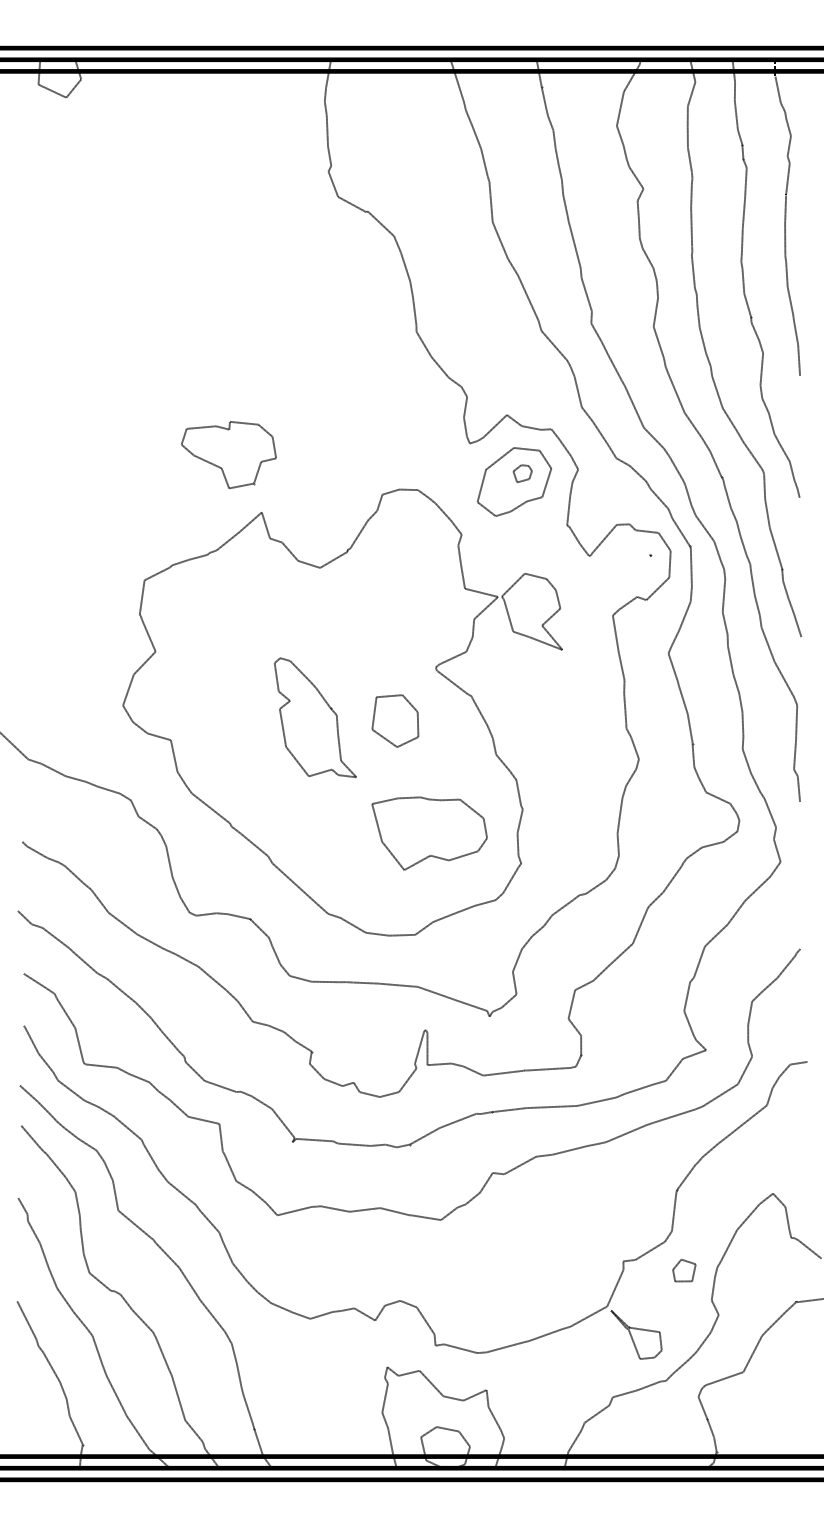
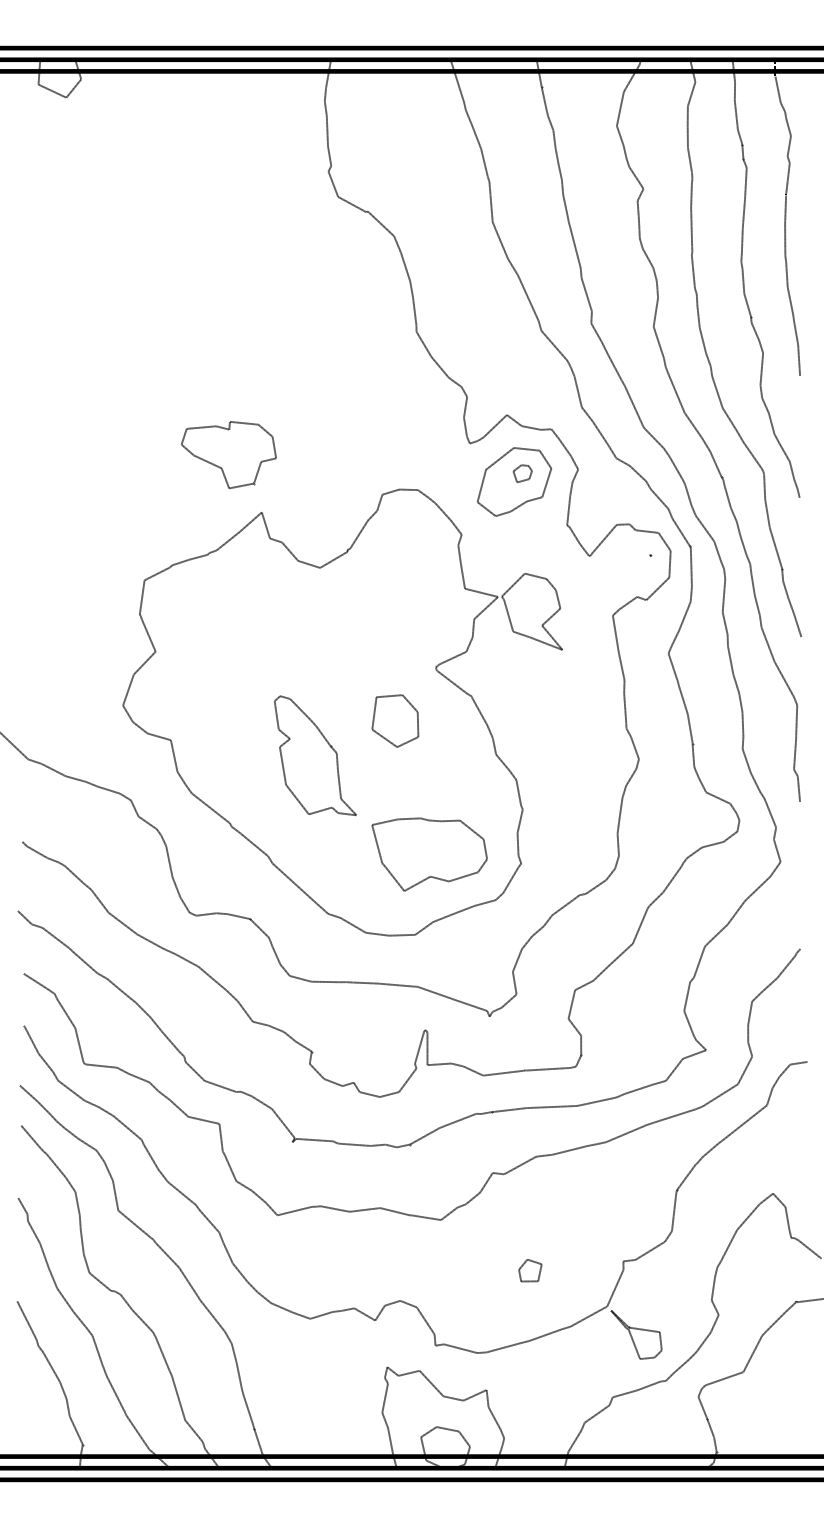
part position: (315, 717) -> (315, 755) (315, 755)
part position: (429, 833) -> (429, 854) (429, 854)
part position: (684, 1270) -> (530, 1270) (530, 1270)
